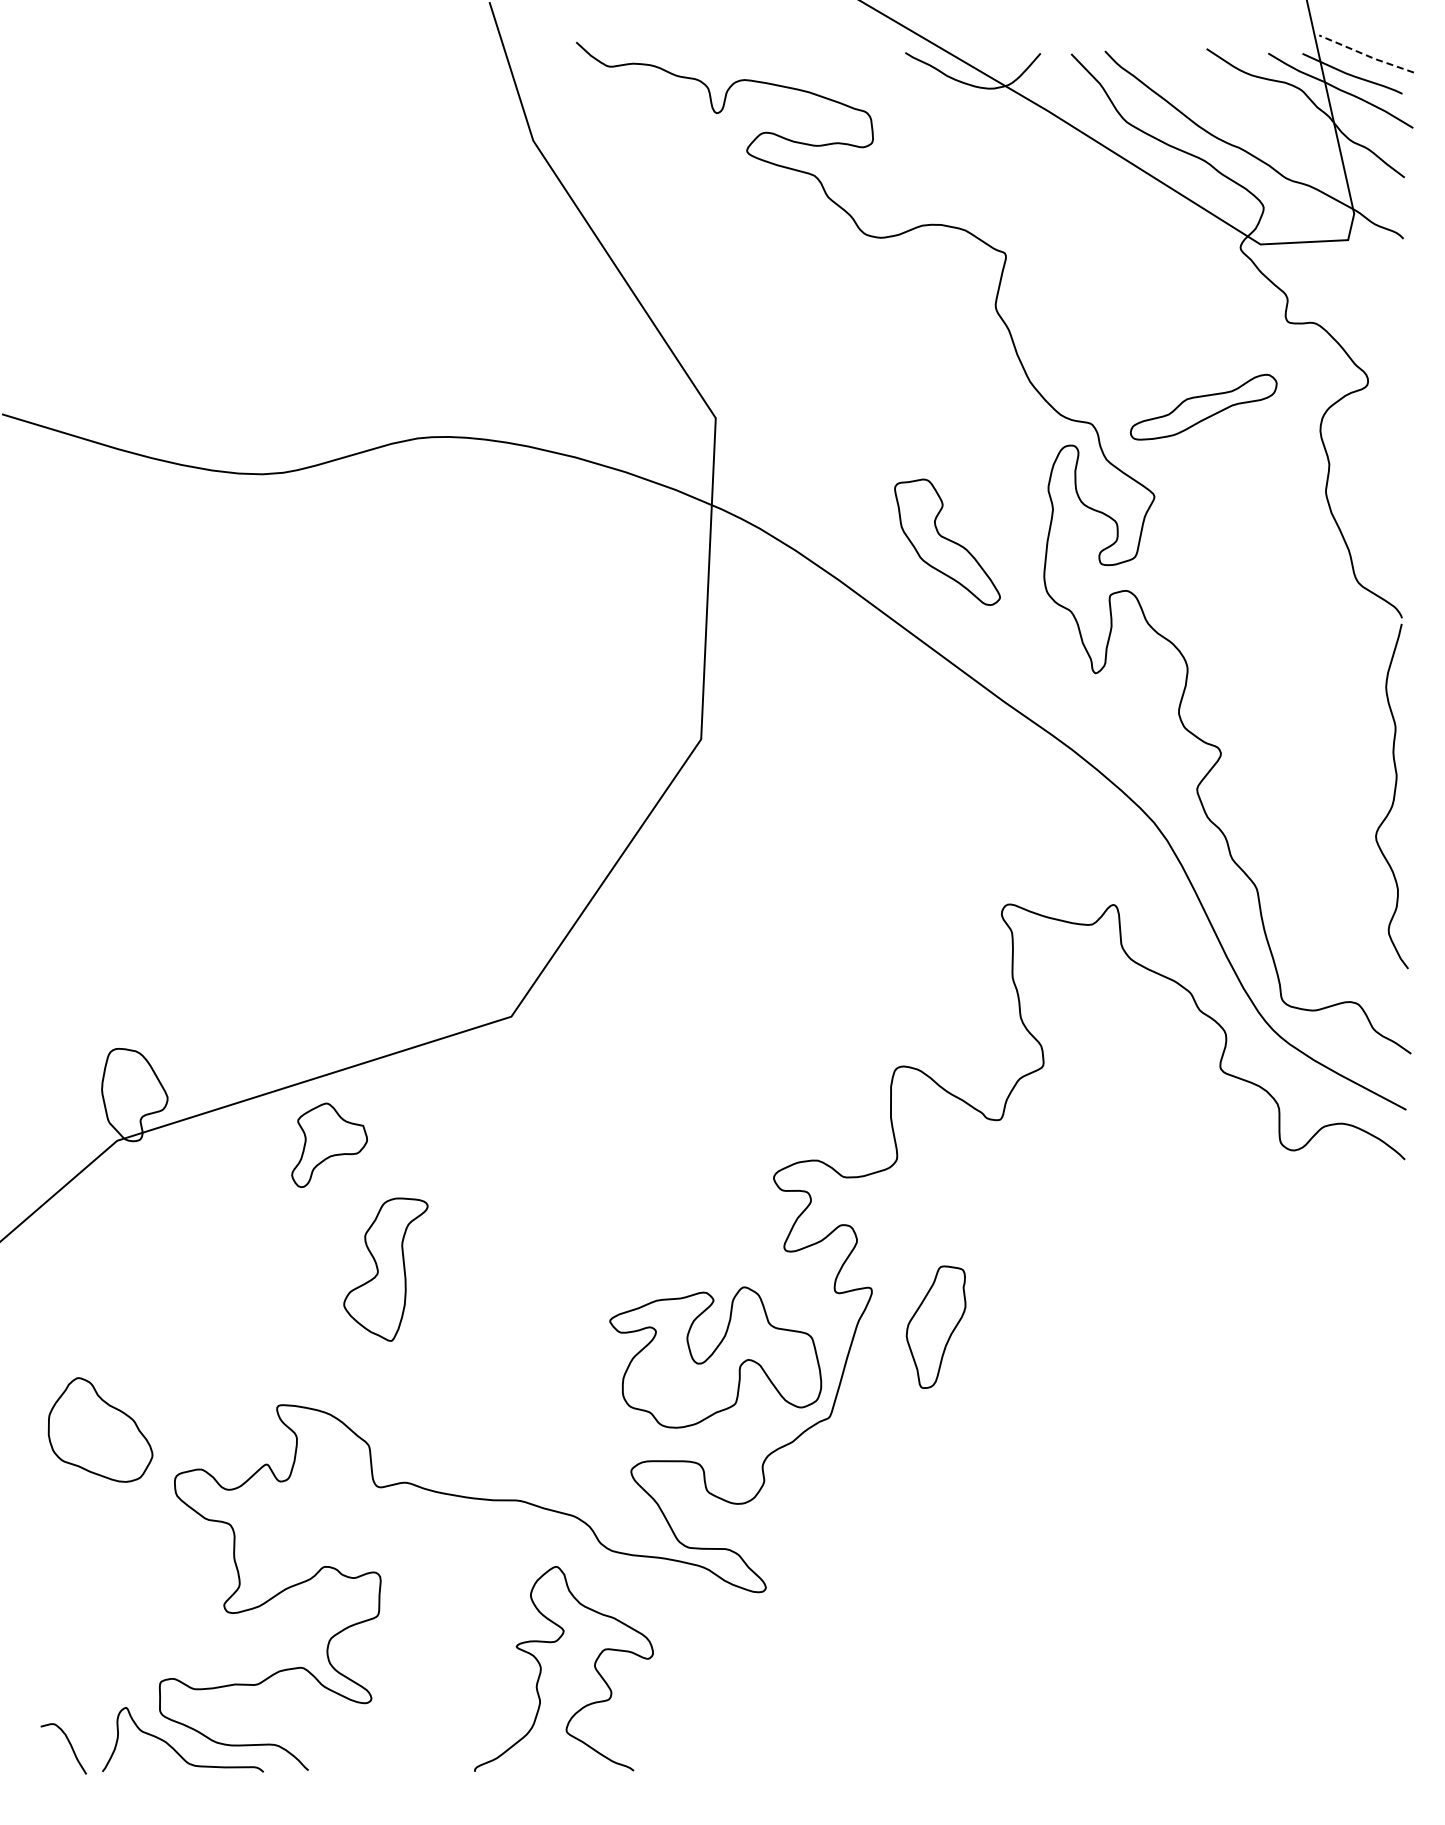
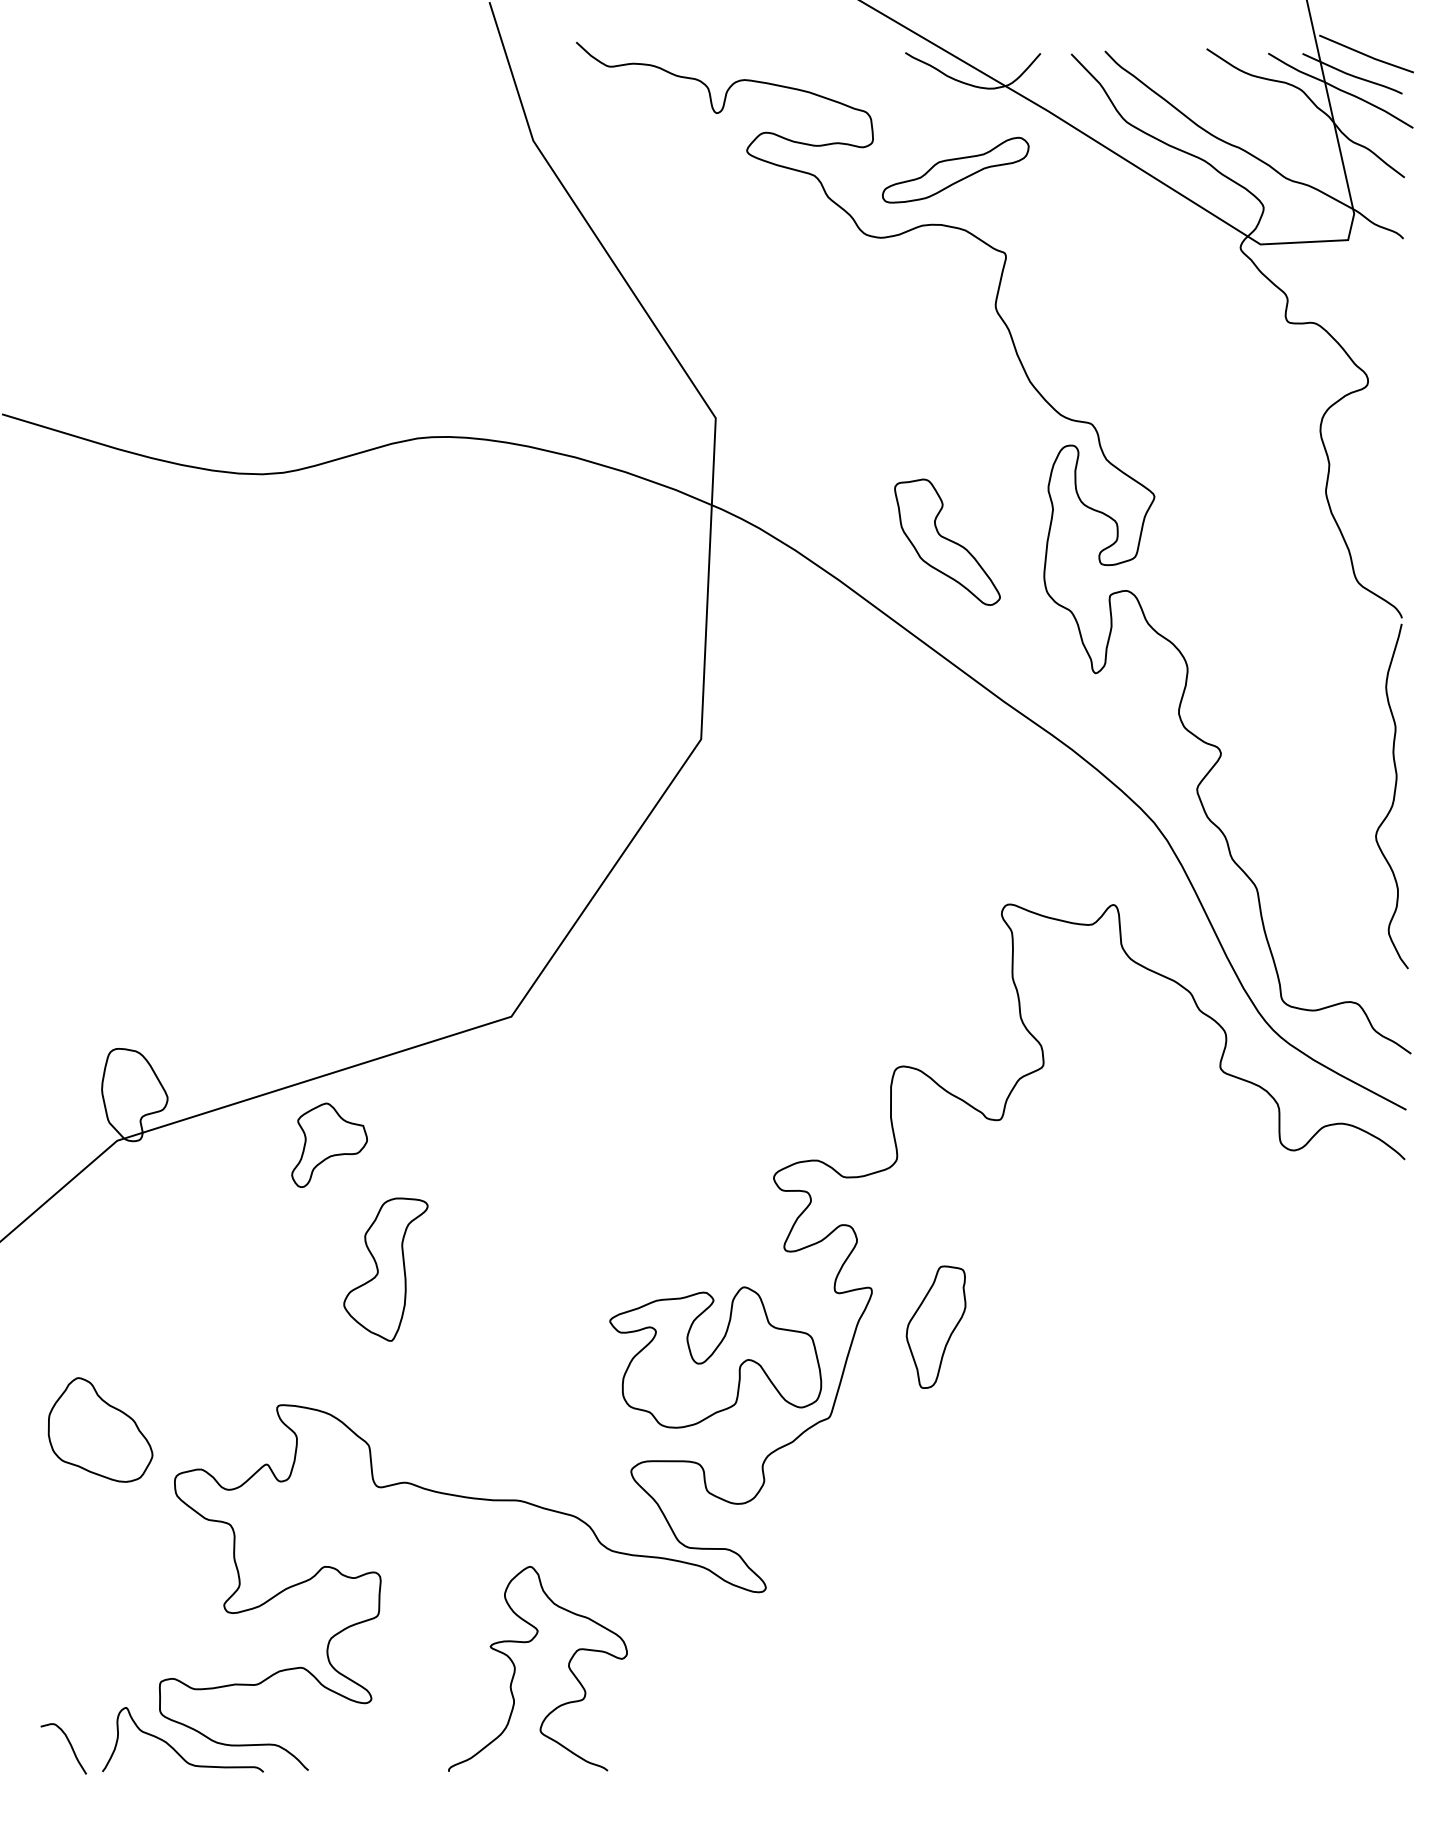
line: dashed -> solid (1366, 55)
part position: (1203, 406) -> (955, 169) (955, 169)
curve position: (541, 1668) -> (515, 1668) (515, 1668)
